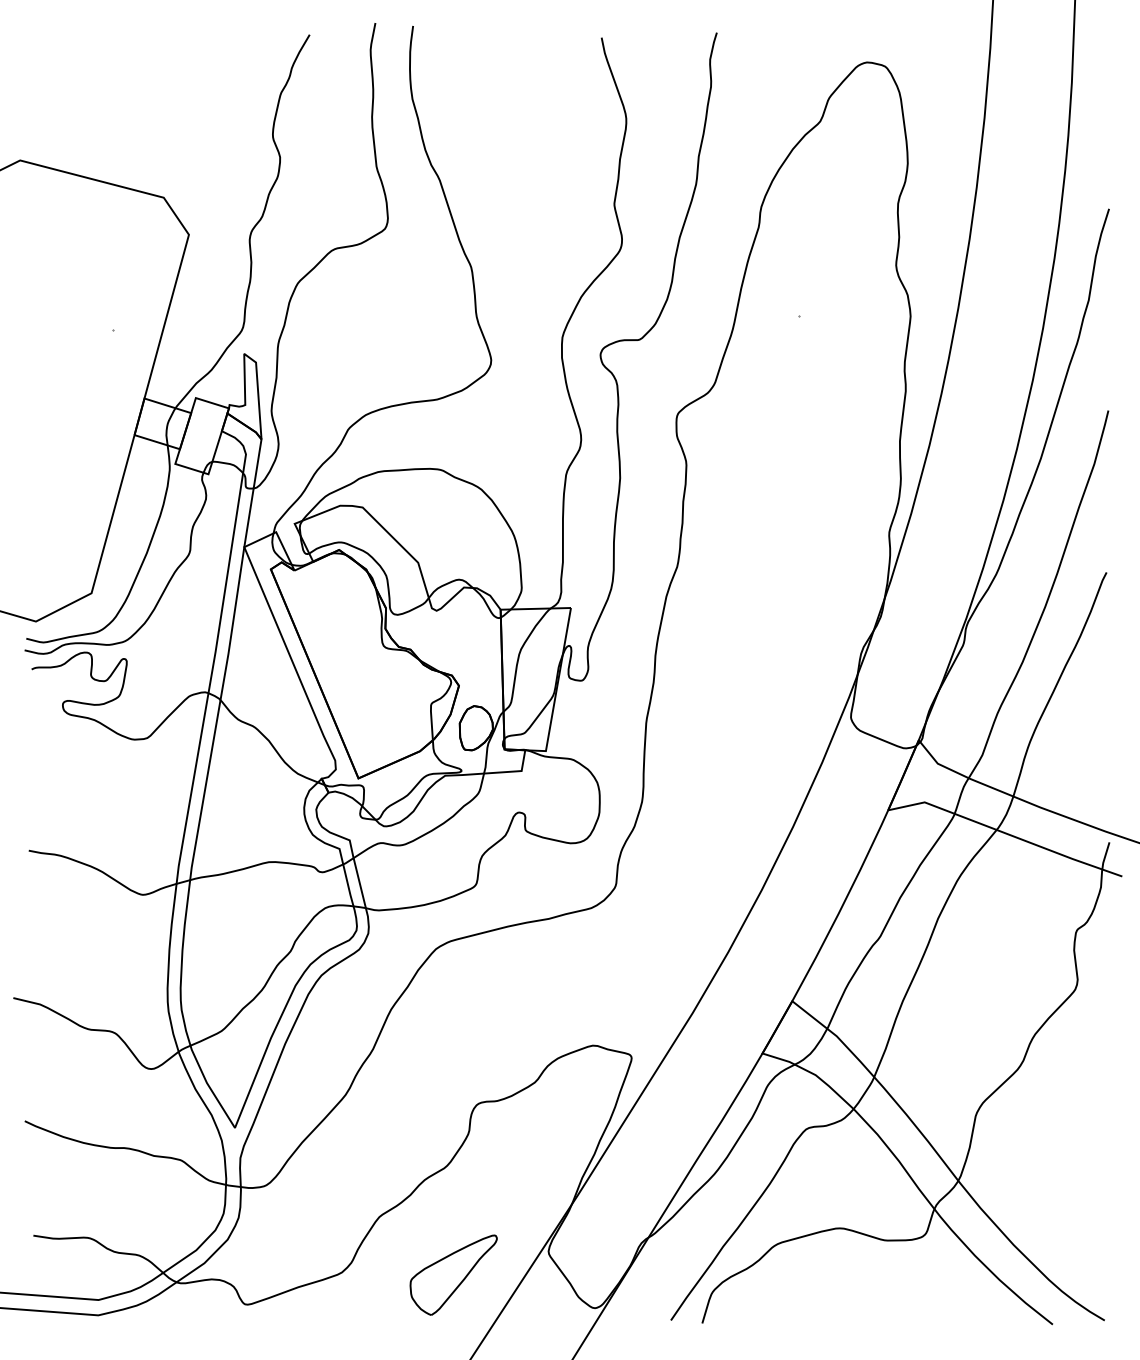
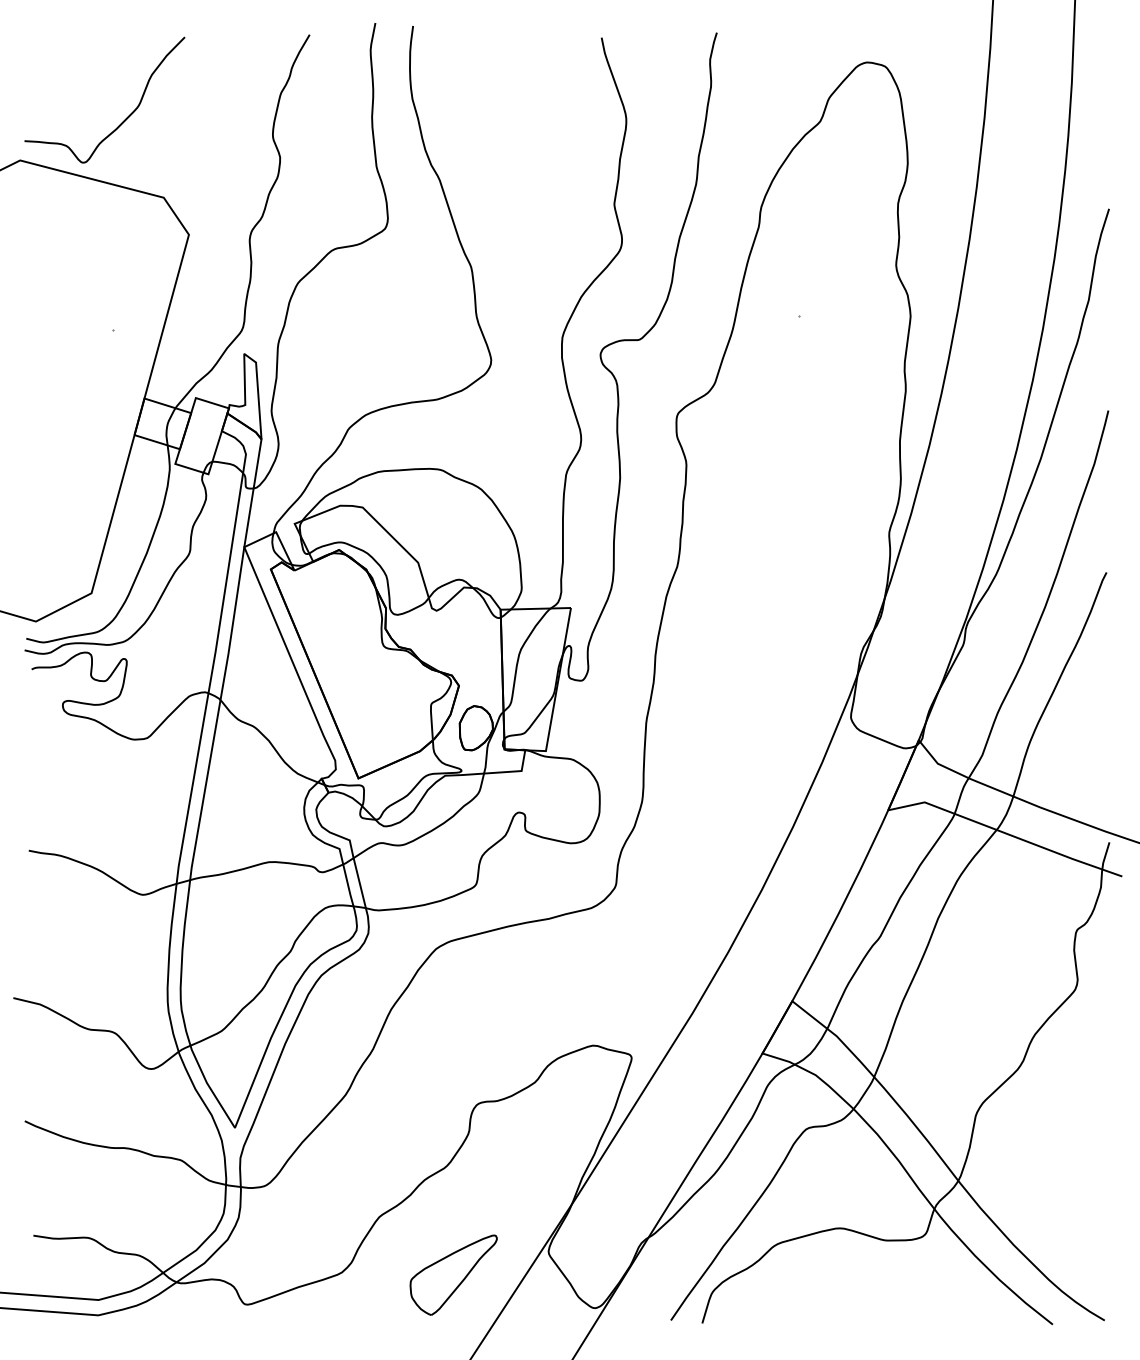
curve: none -> present (124, 119)
